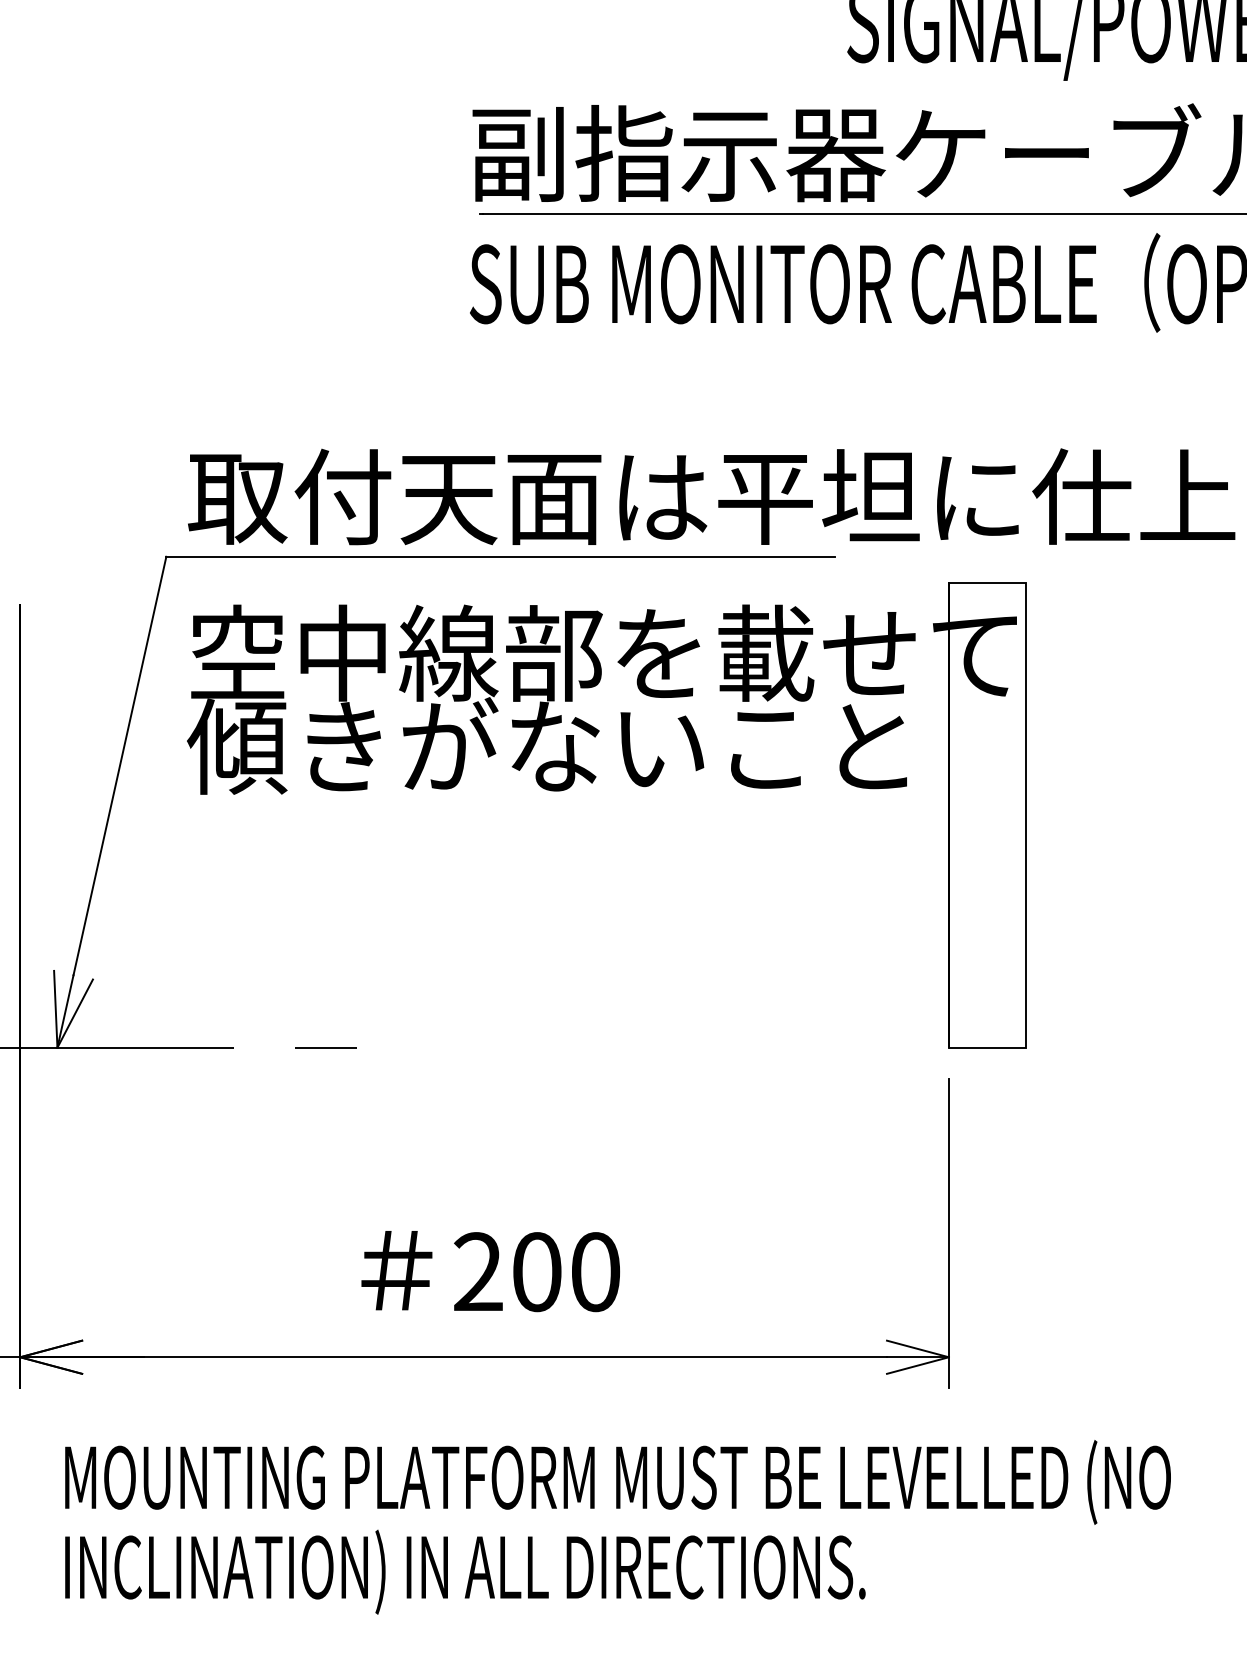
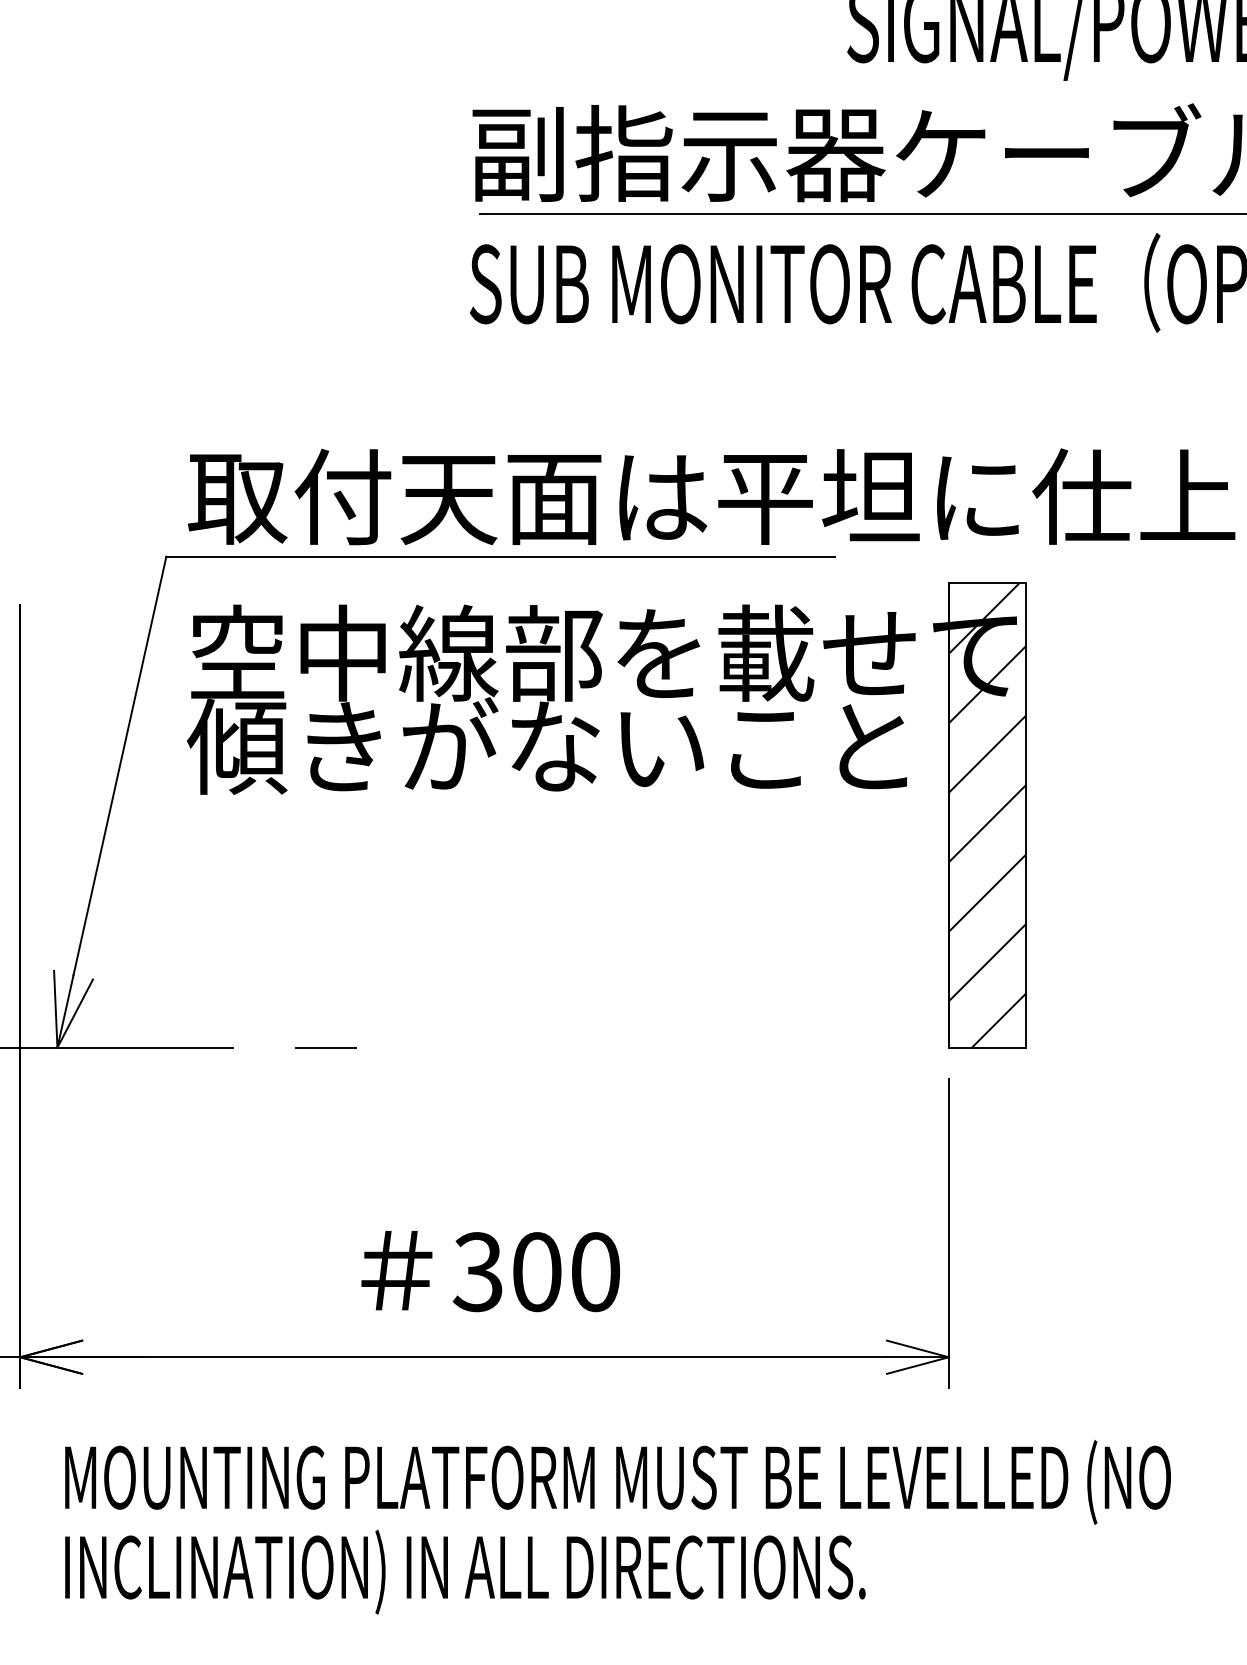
hatch: none -> present (987, 815)
text: 200 -> 300 (477, 1272)
